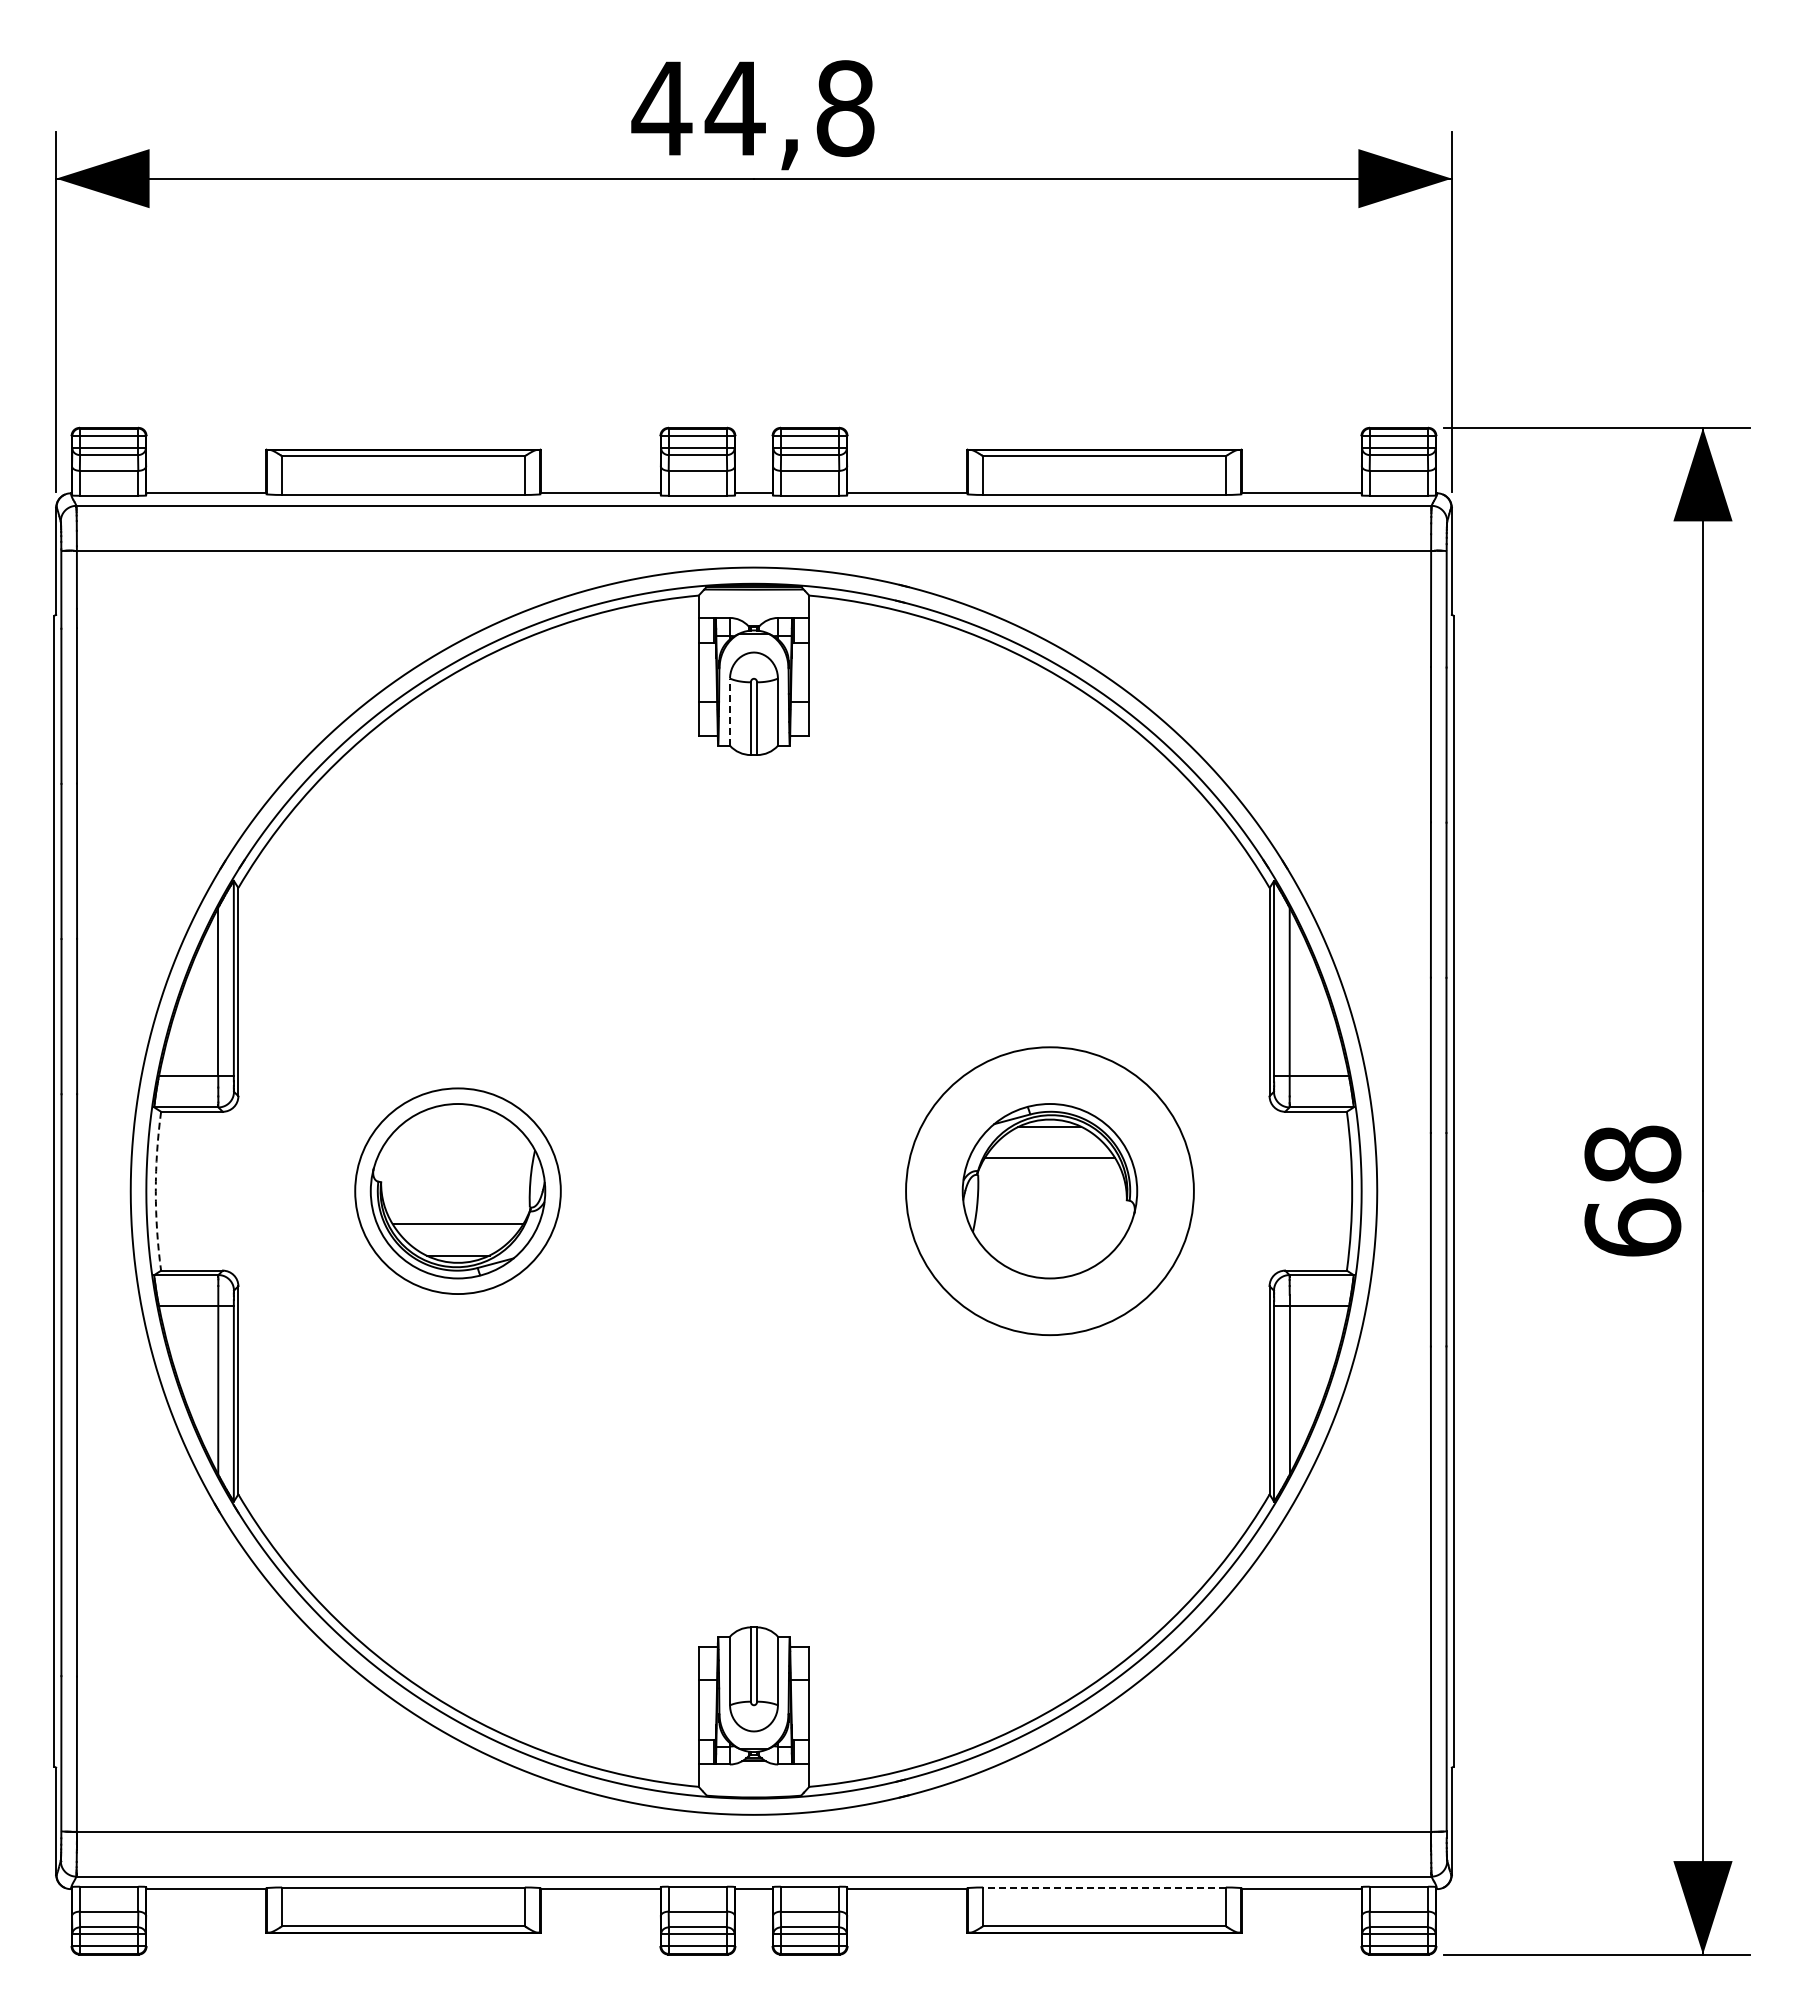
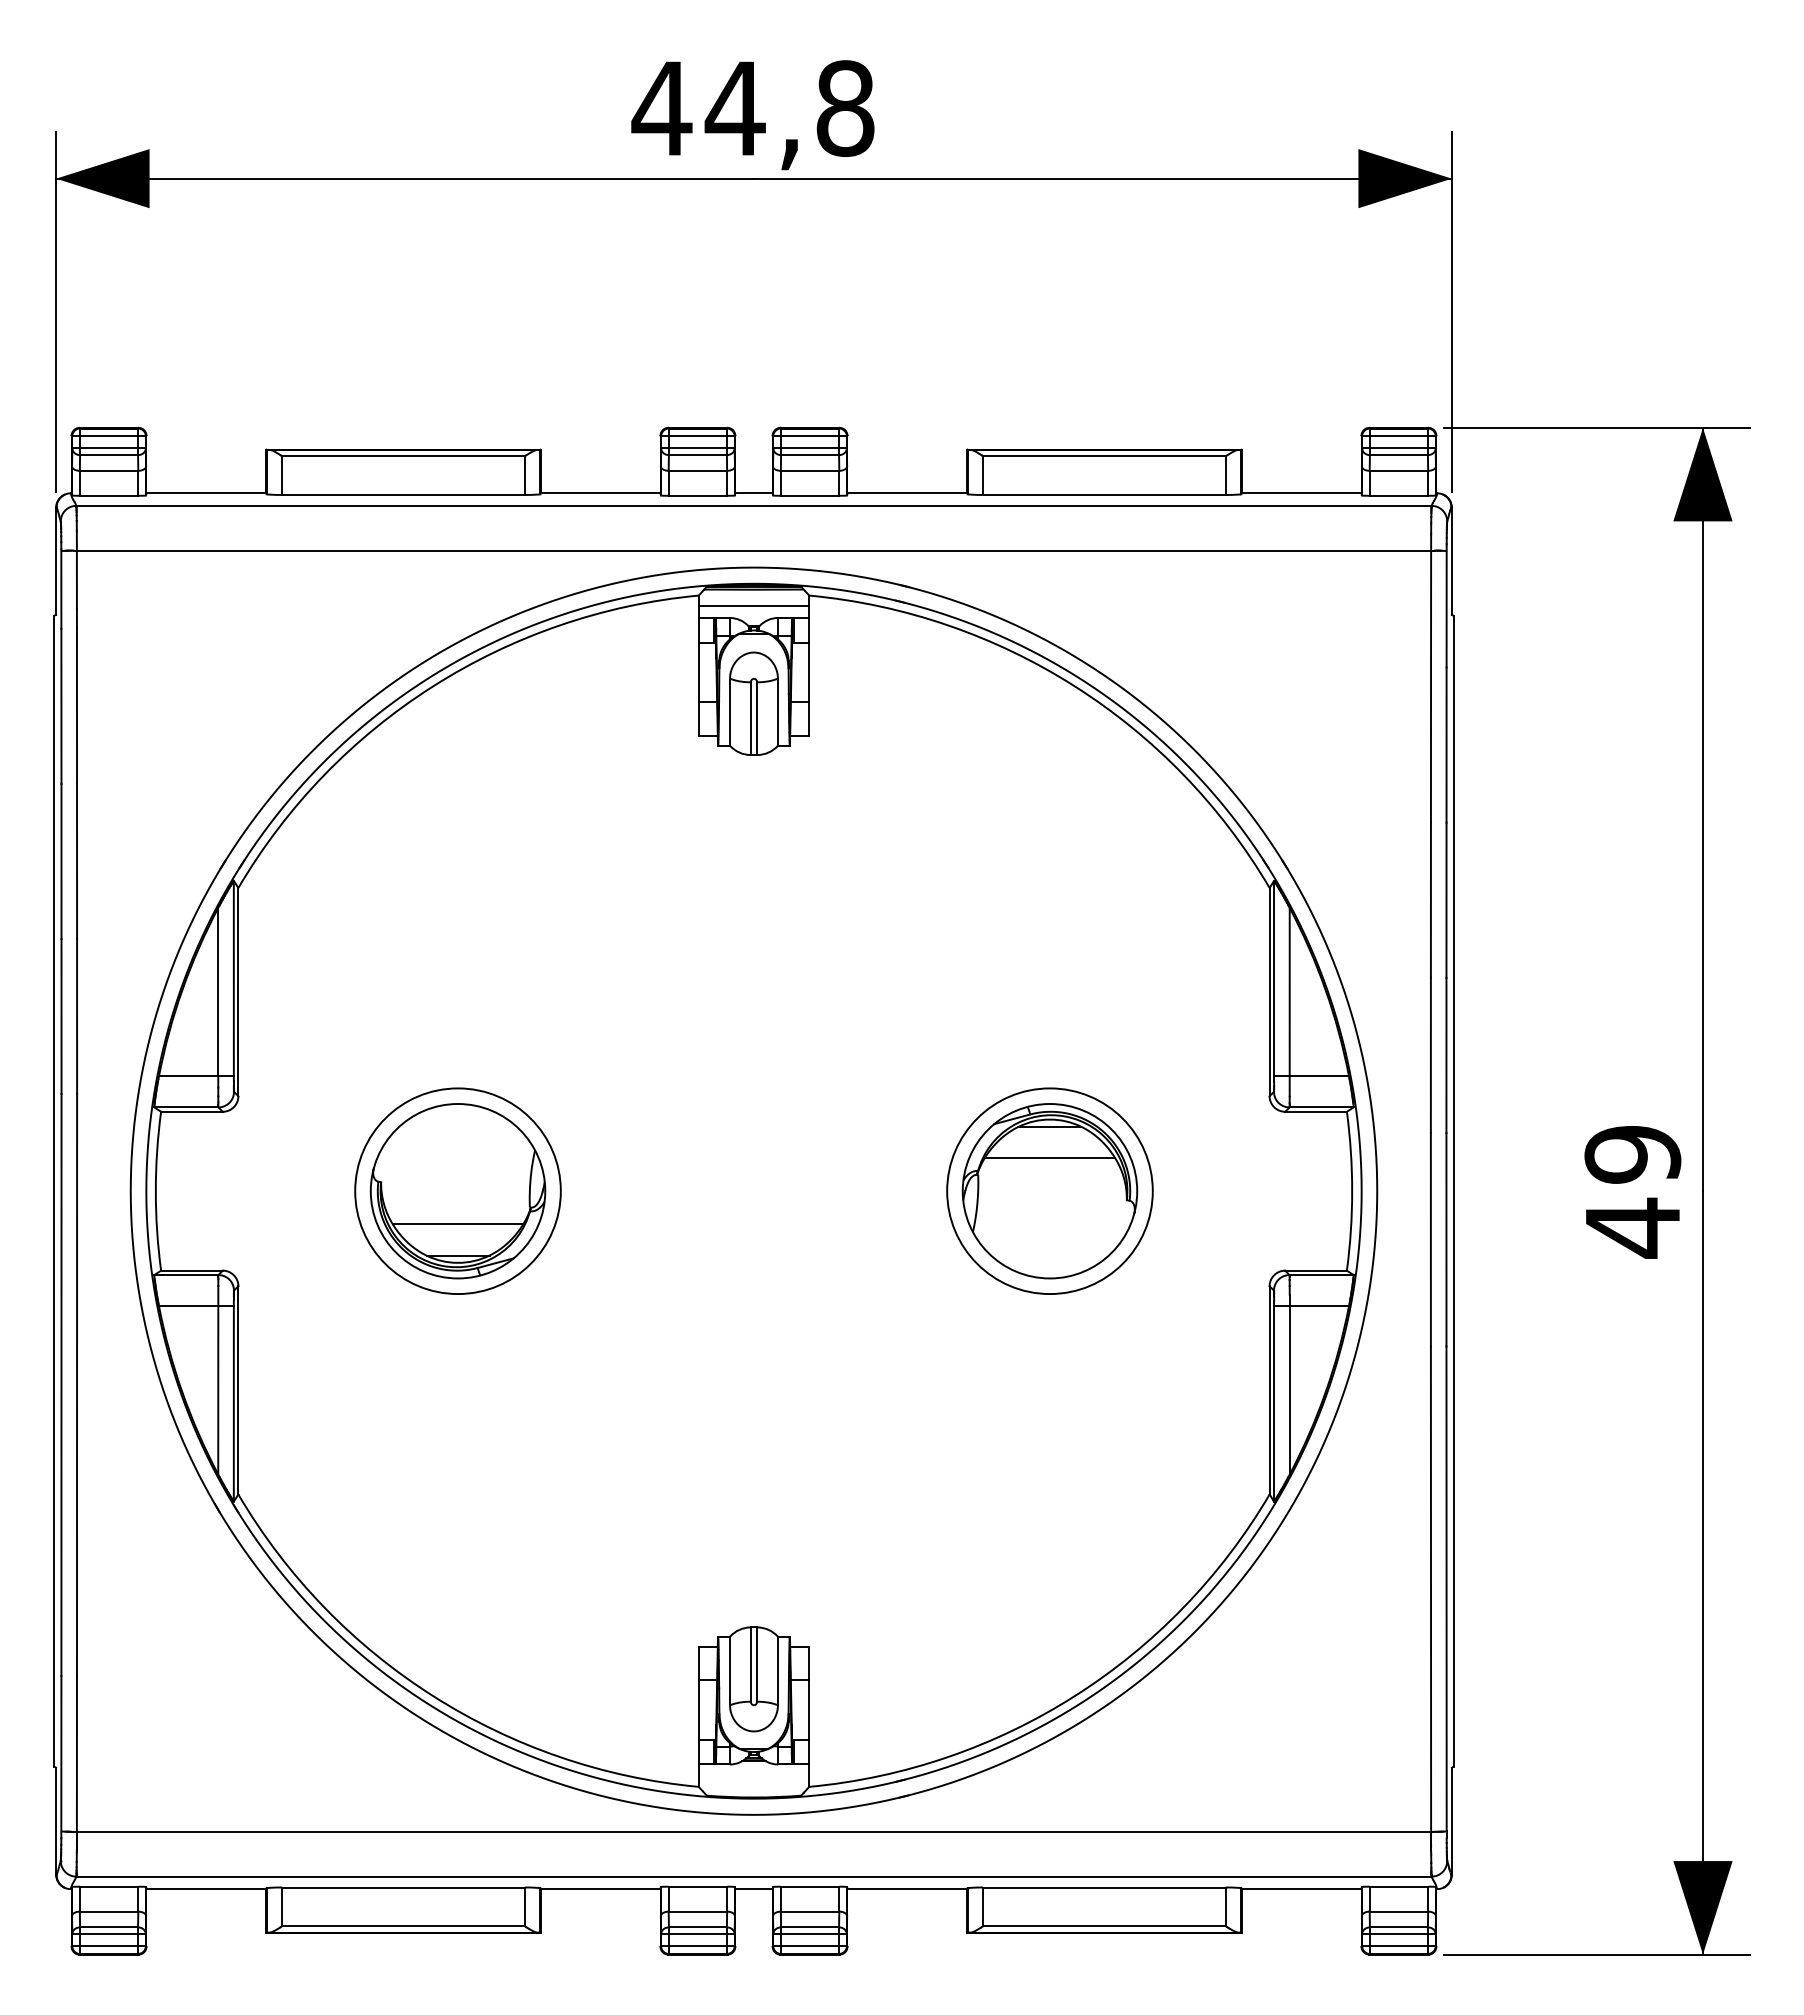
line: none -> present (753, 605)
line: dashed -> solid (729, 712)
arc: dashed -> solid (155, 1191)
circle diameter: 288 px -> 206 px (1049, 1191)
text: 68 -> 49 (1632, 1191)
line: dashed -> solid (1103, 1887)
